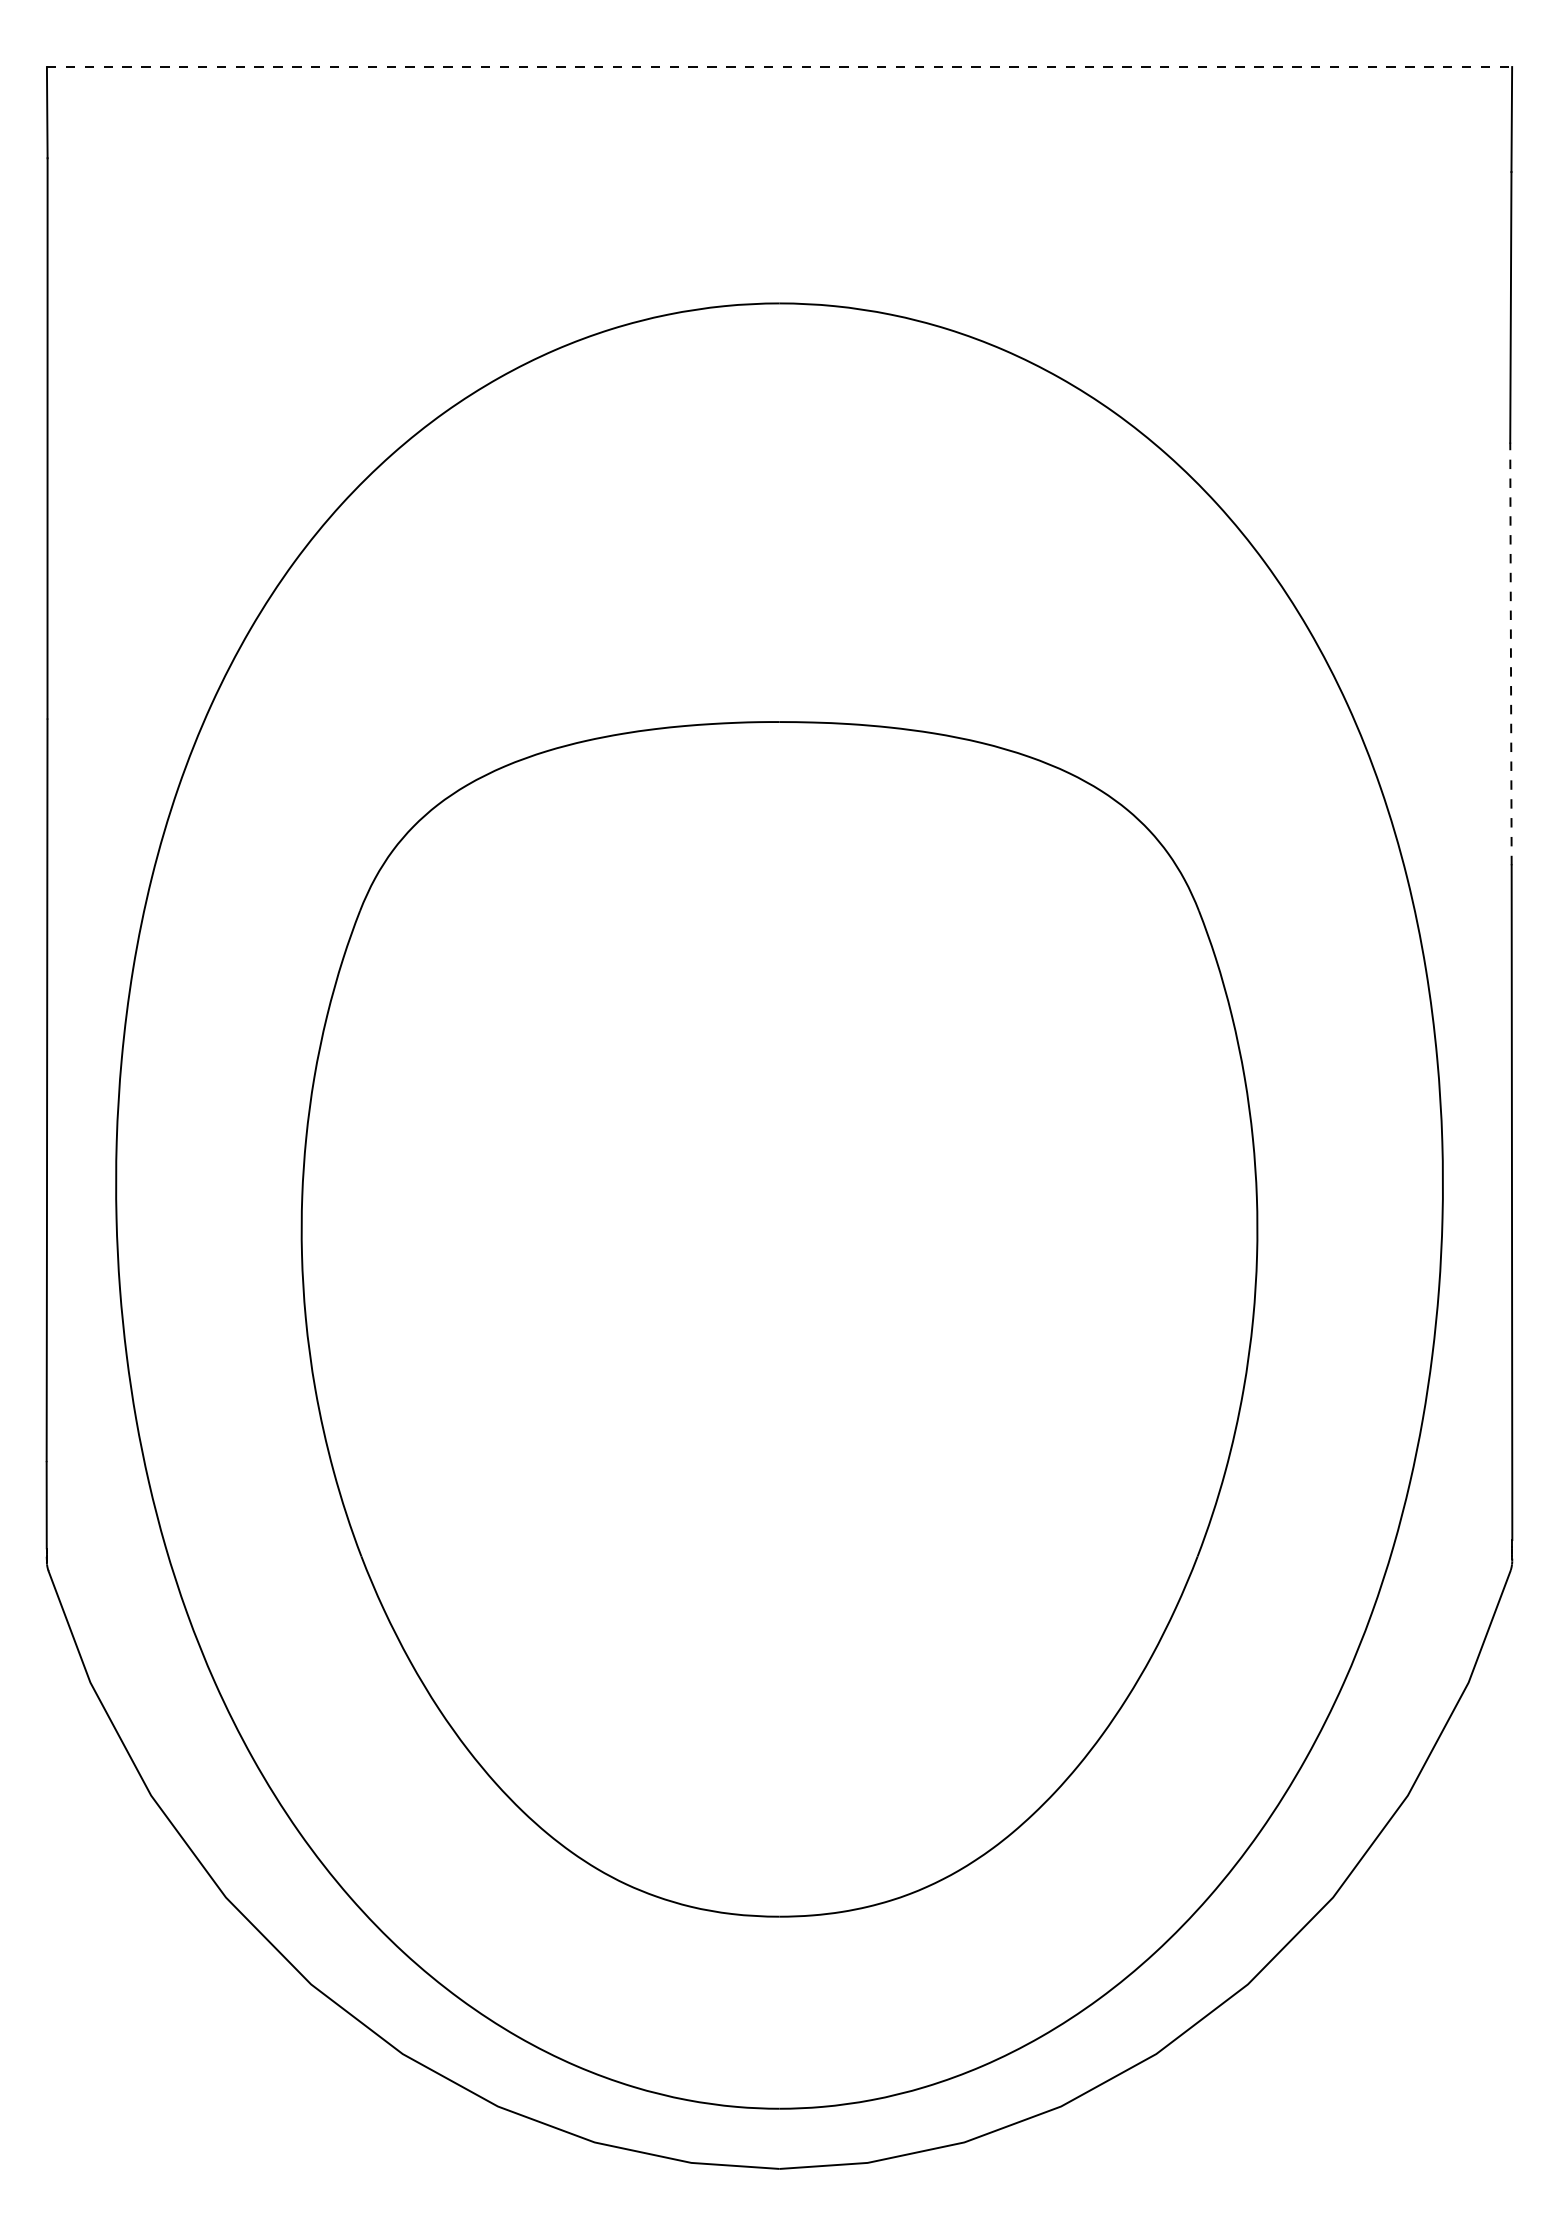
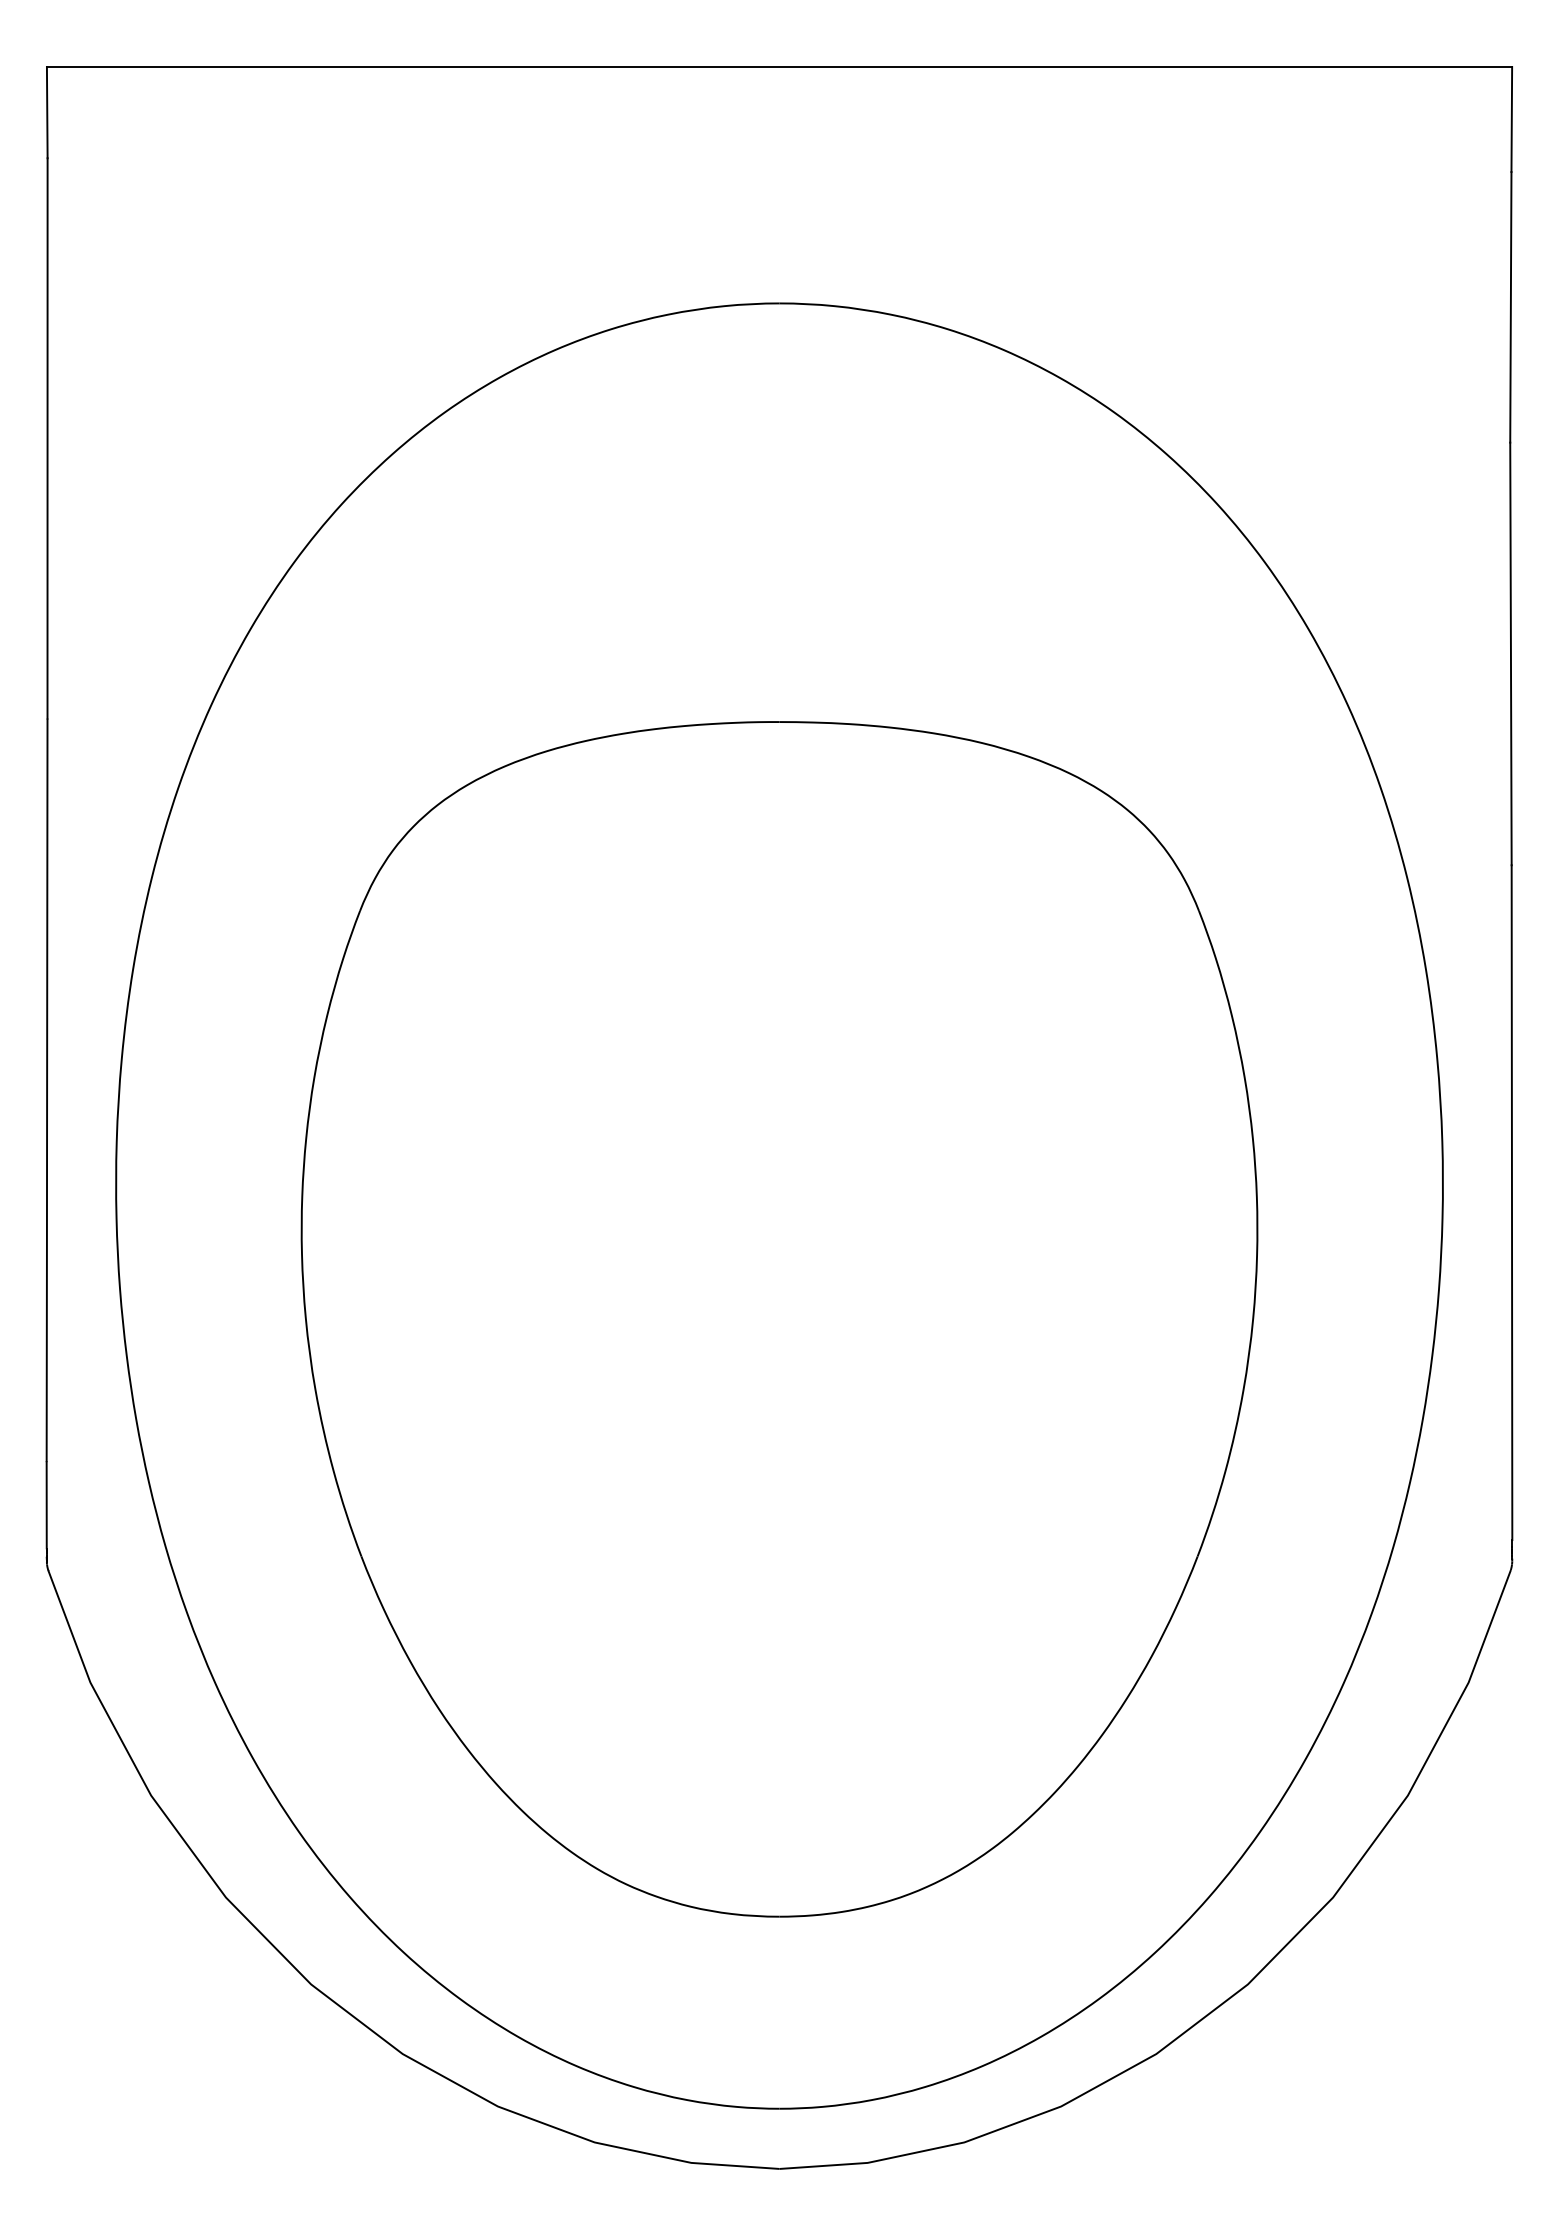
line: dashed -> solid (779, 67)
line: dashed -> solid (1510, 653)
